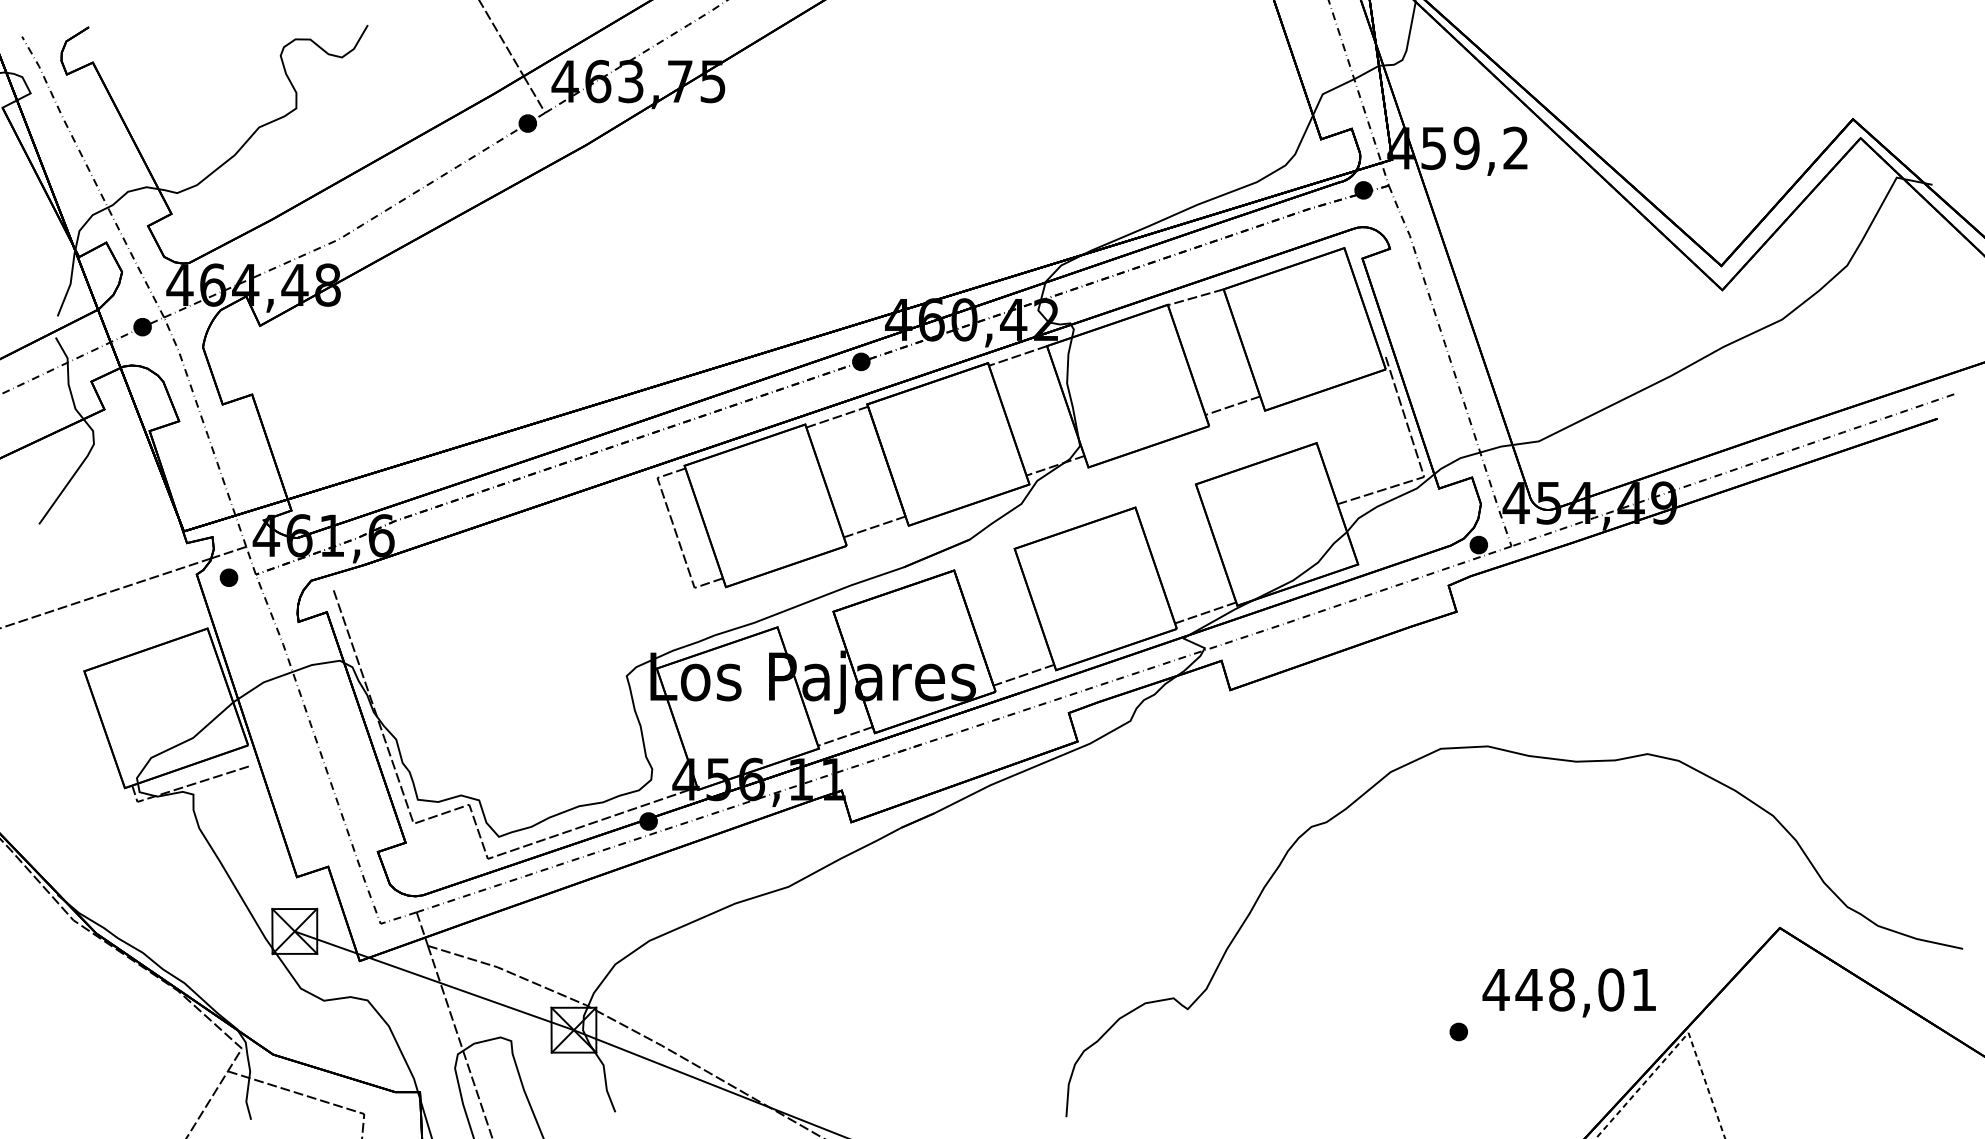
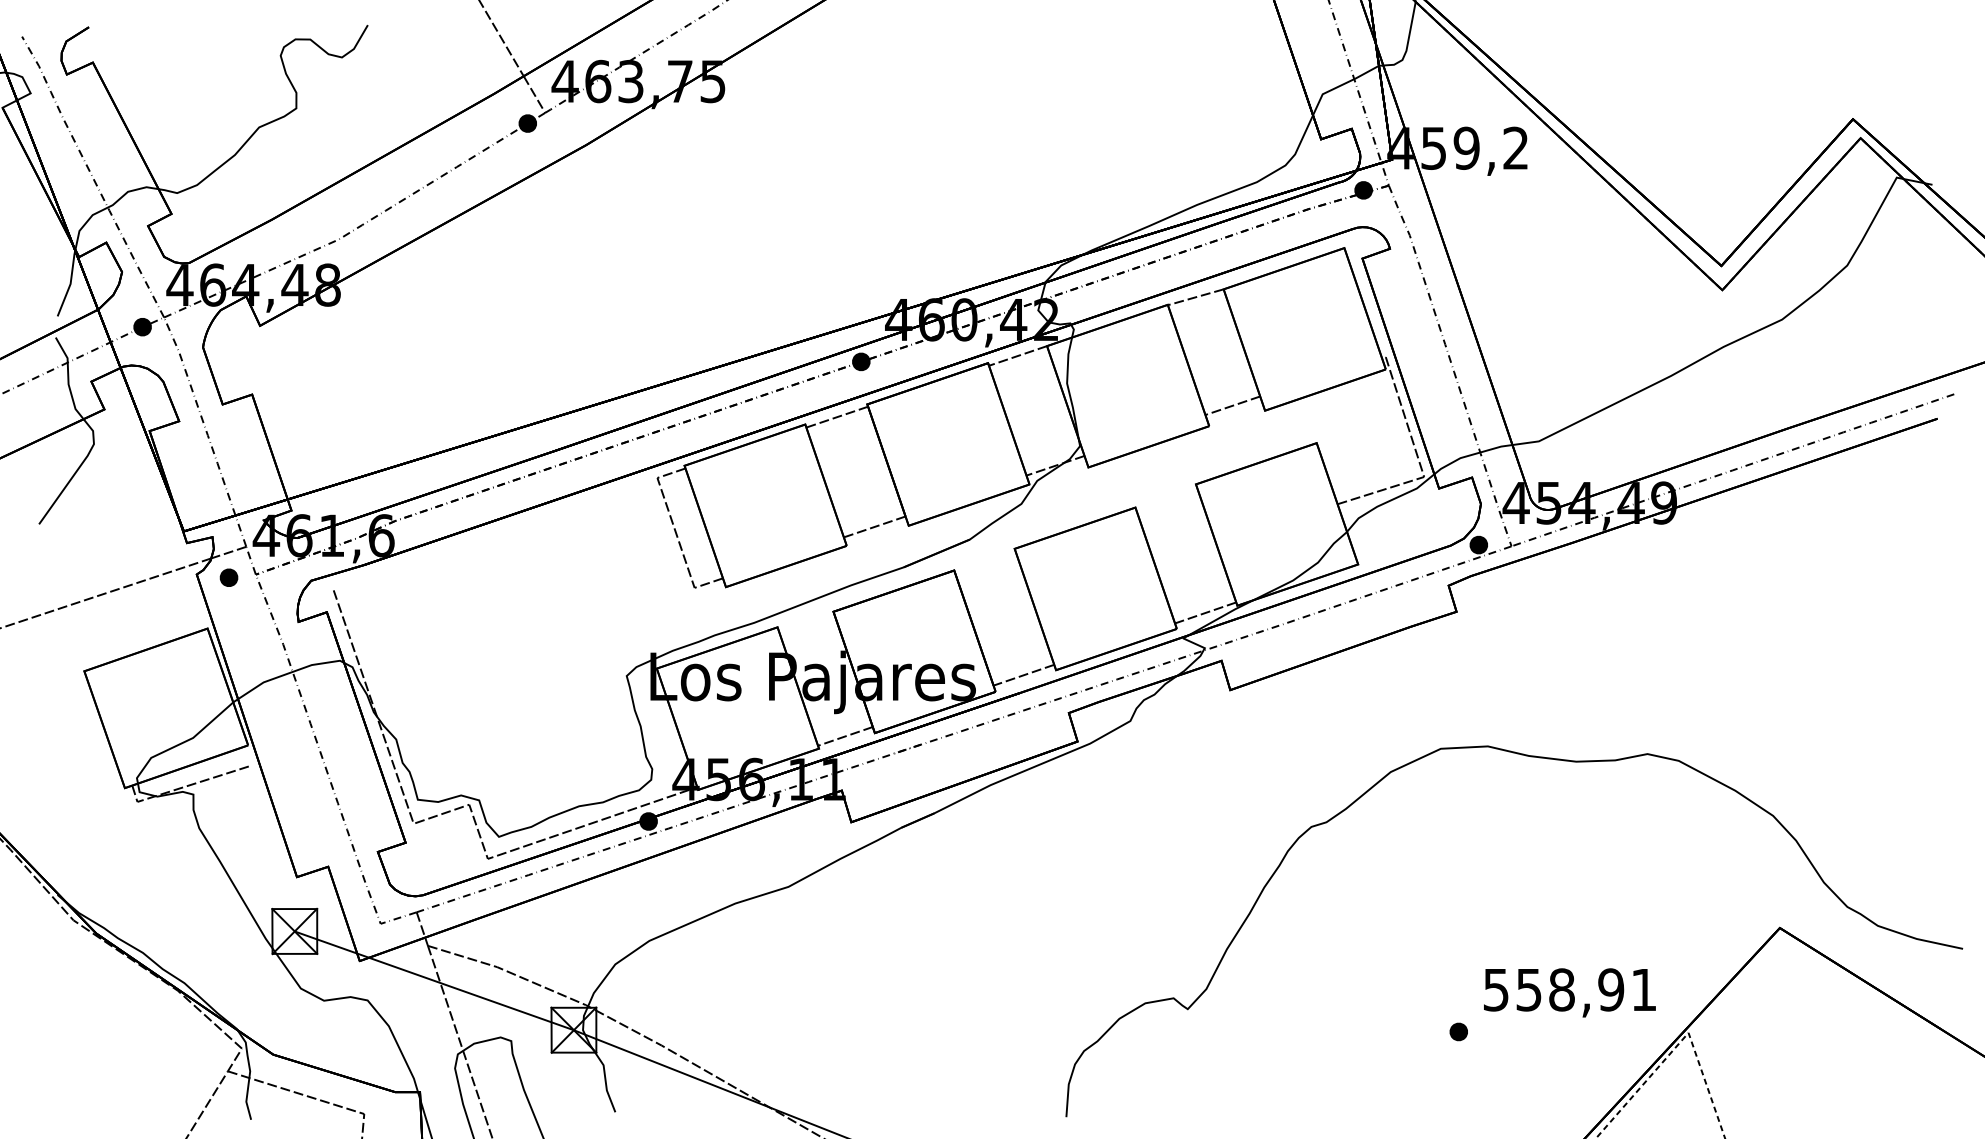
text: 448,01 -> 558,91 (1553, 989)
